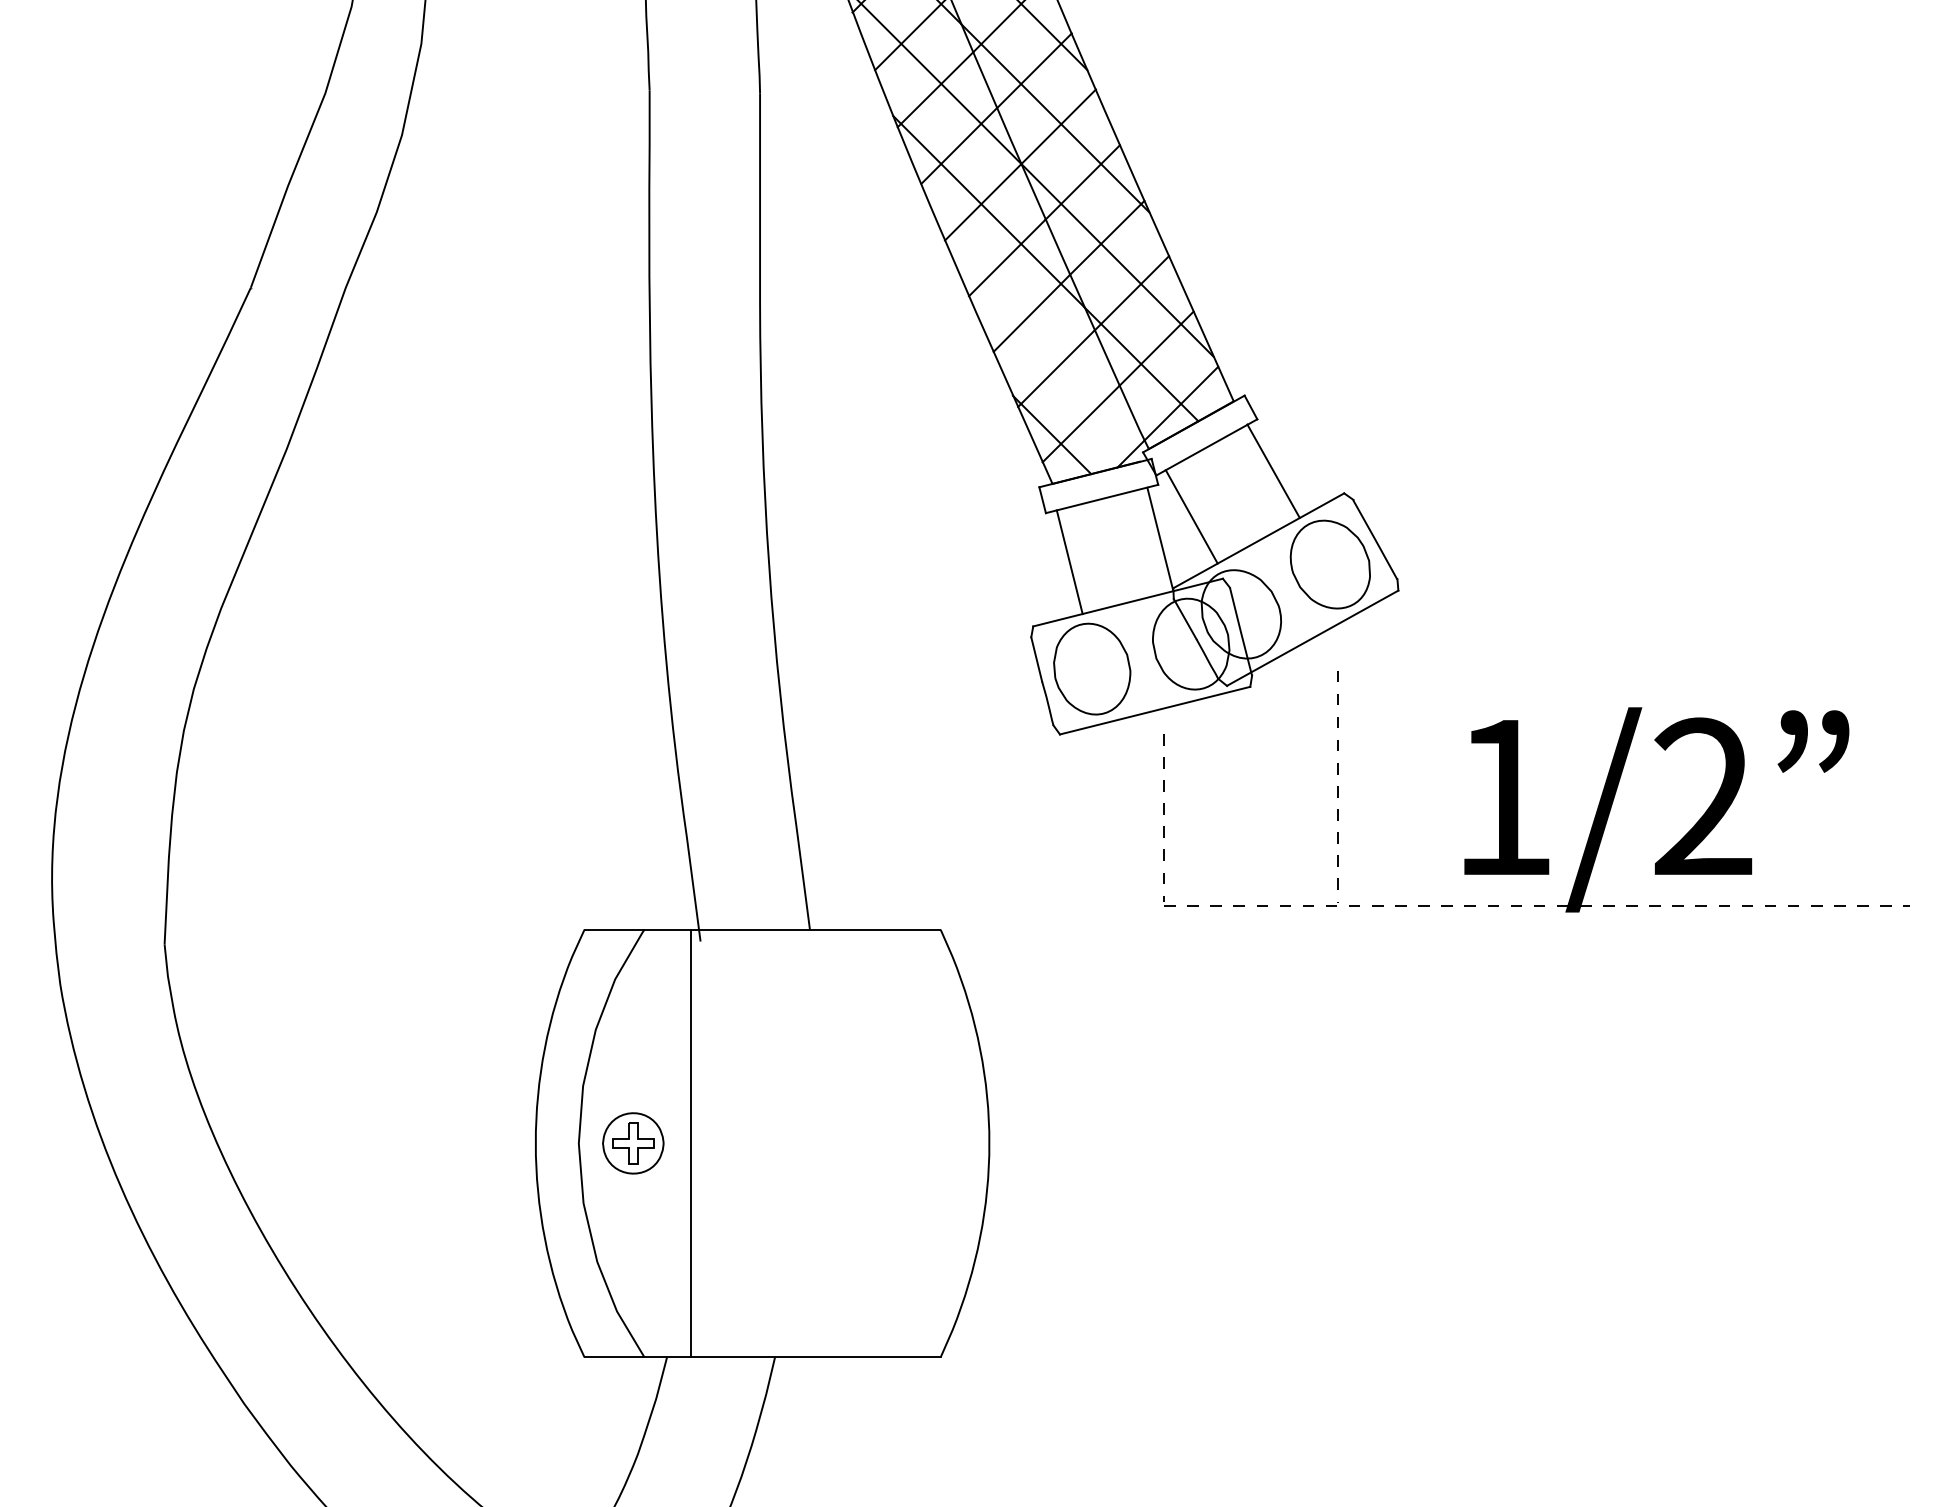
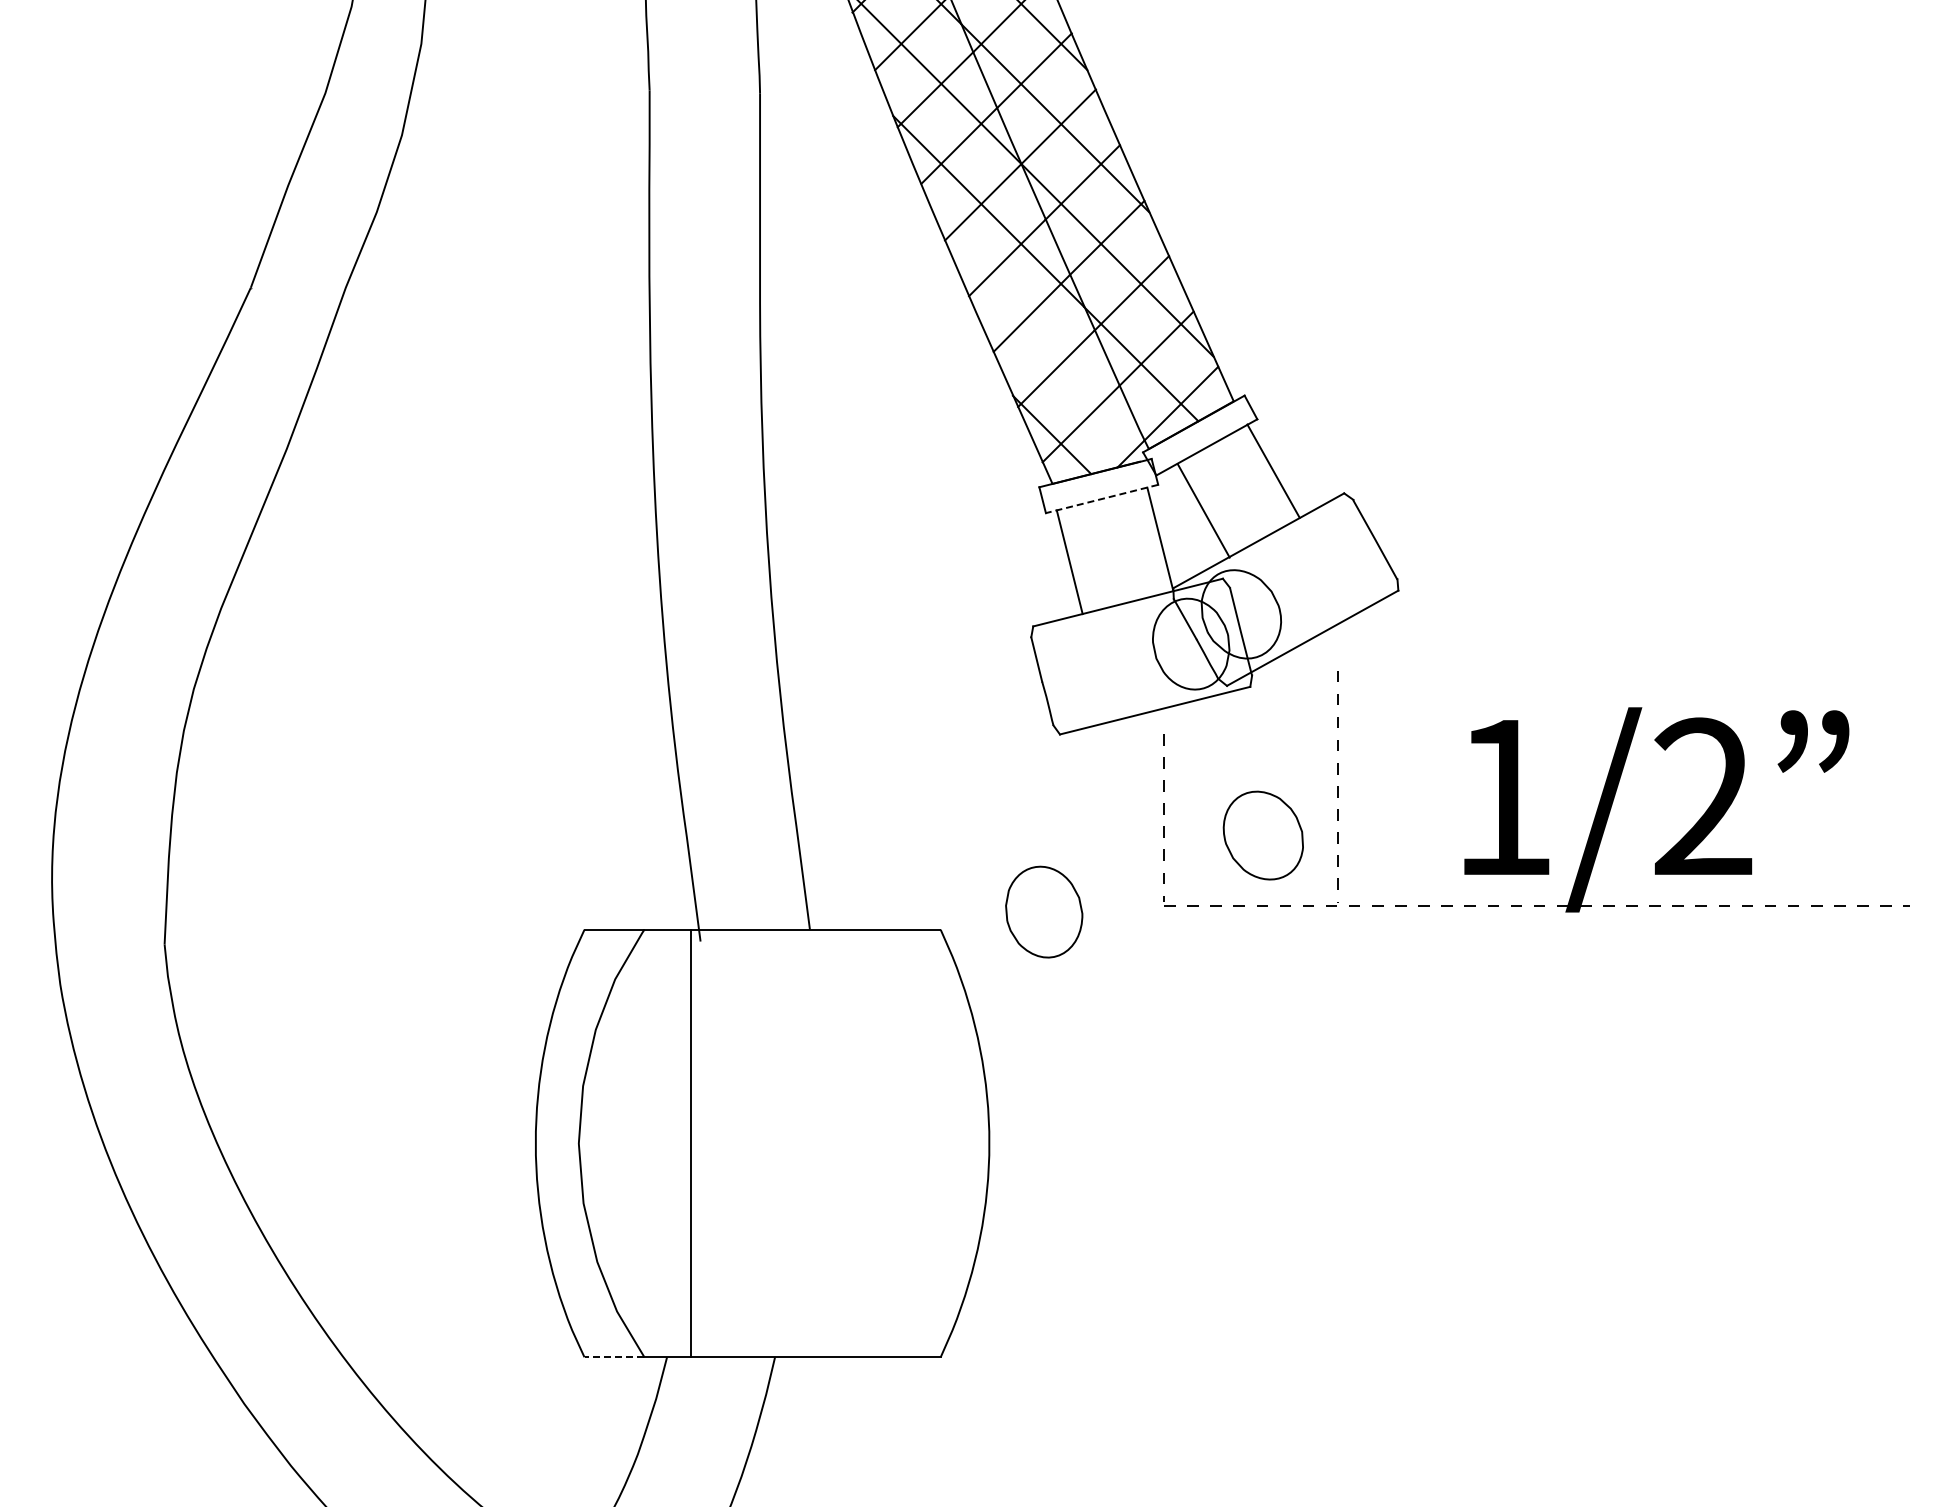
line: solid -> dashed (1102, 498)
line position: (1191, 516) -> (1203, 510) (1203, 510)
part position: (1329, 564) -> (1262, 835) (1262, 835)
part position: (1092, 668) -> (1044, 911) (1044, 911)
part: present -> none (633, 1143)
line: solid -> dashed (614, 1357)
